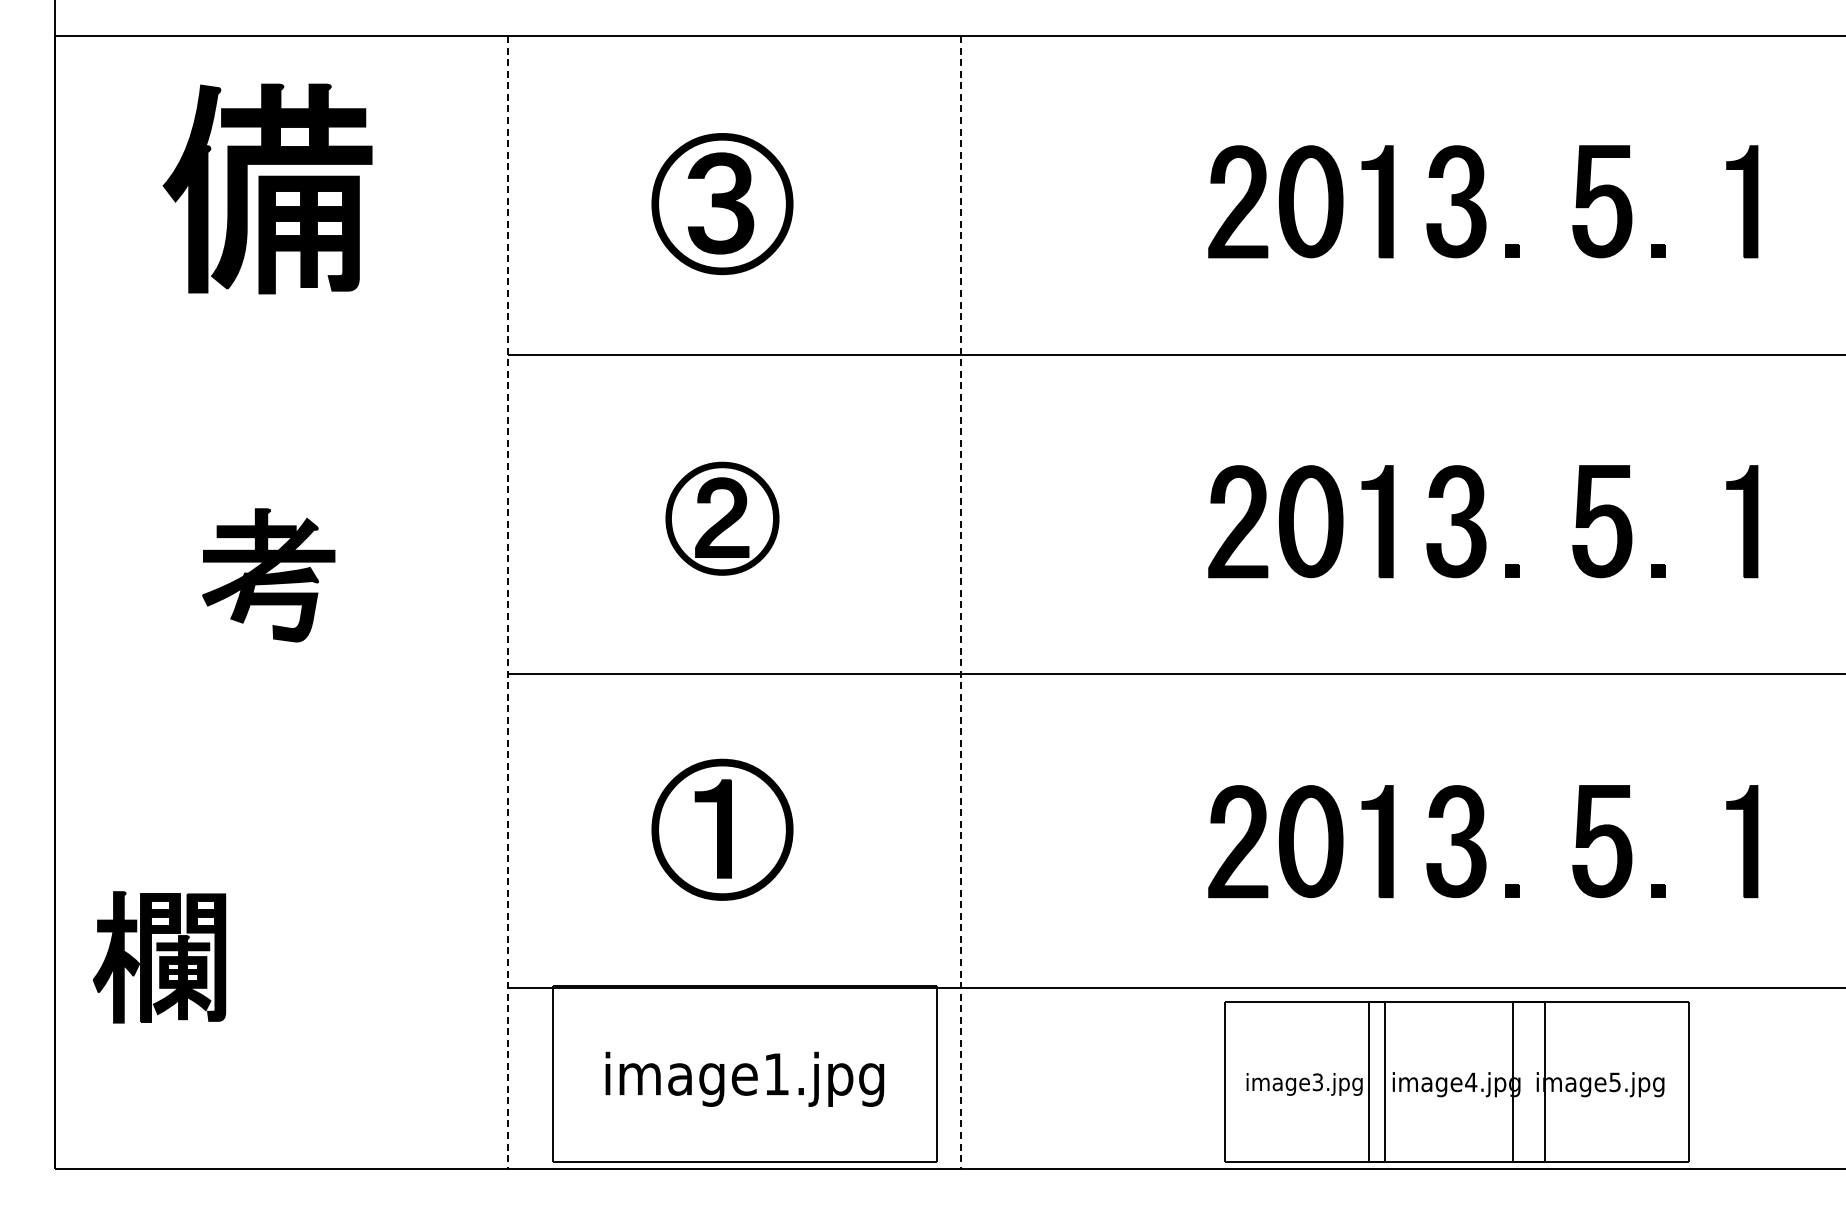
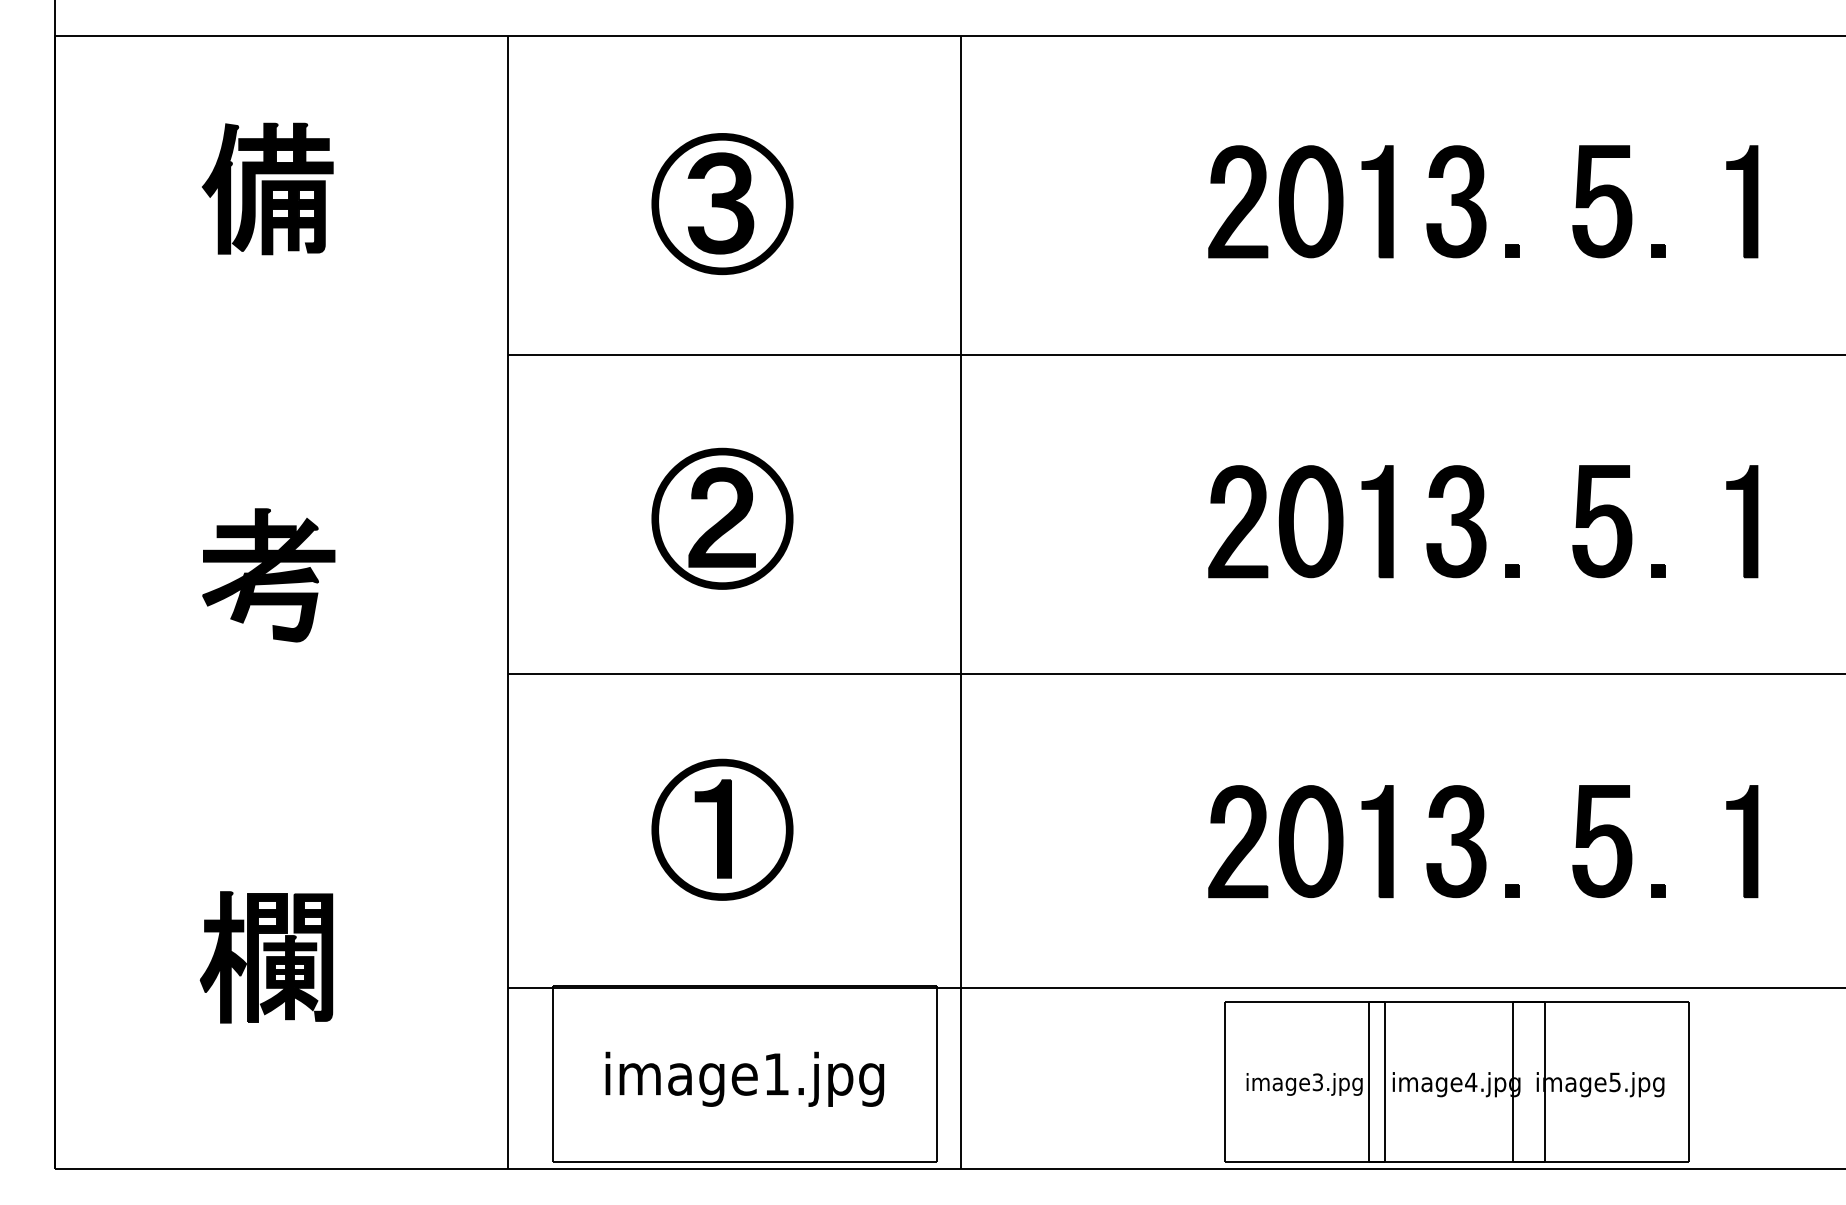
part size: 211x212 px -> 132x134 px (267, 188)
part size: 115x115 px -> 143x143 px (722, 518)
line: dashed -> solid (508, 602)
line: dashed -> solid (961, 602)
part position: (159, 957) -> (266, 957) (266, 957)
